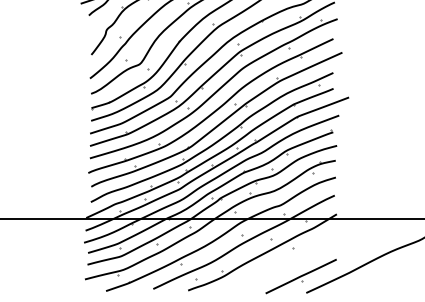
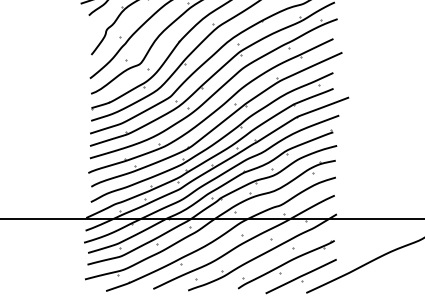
part: none -> present (285, 264)
